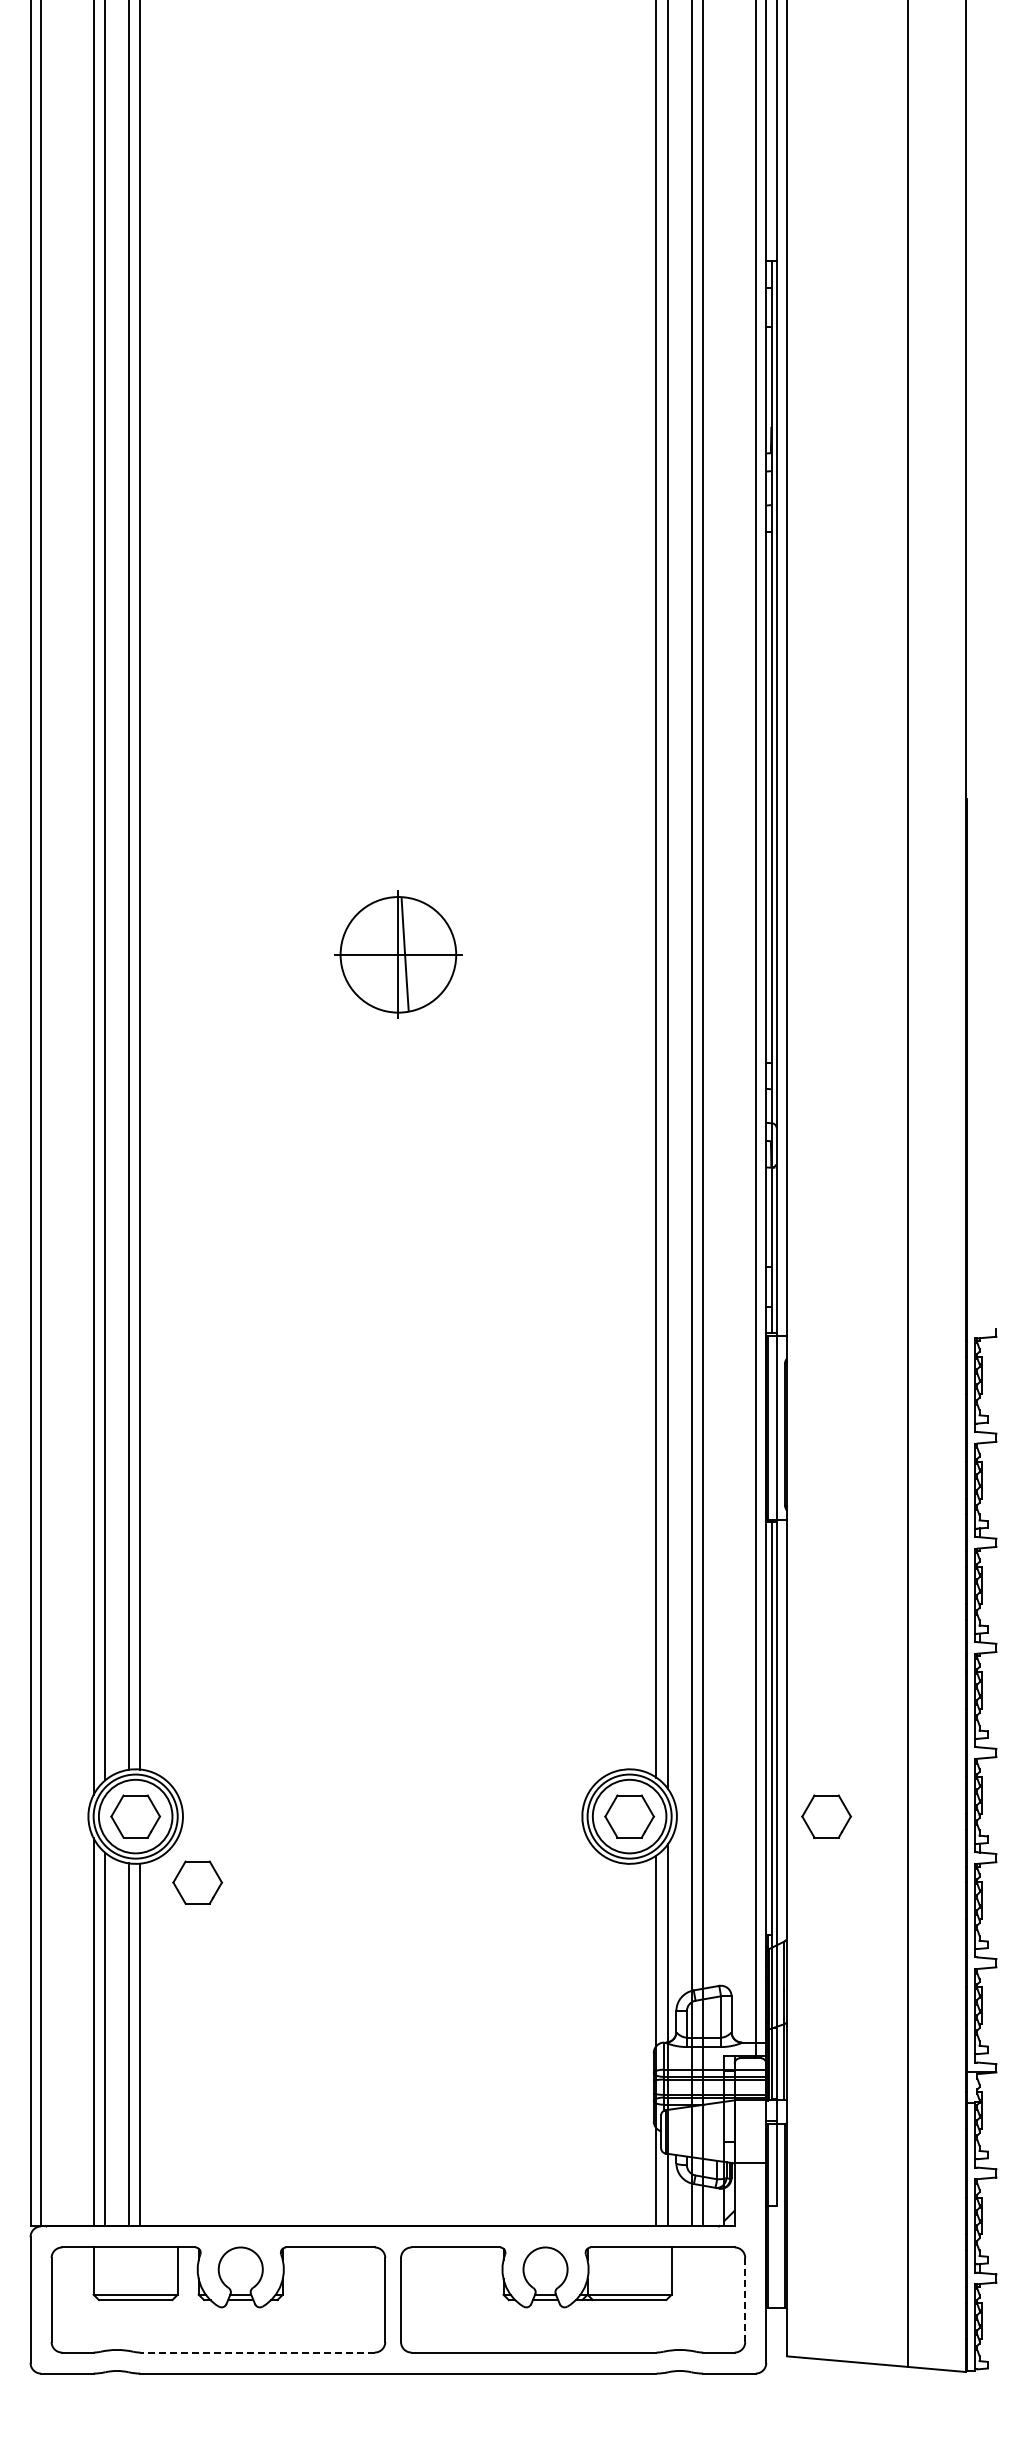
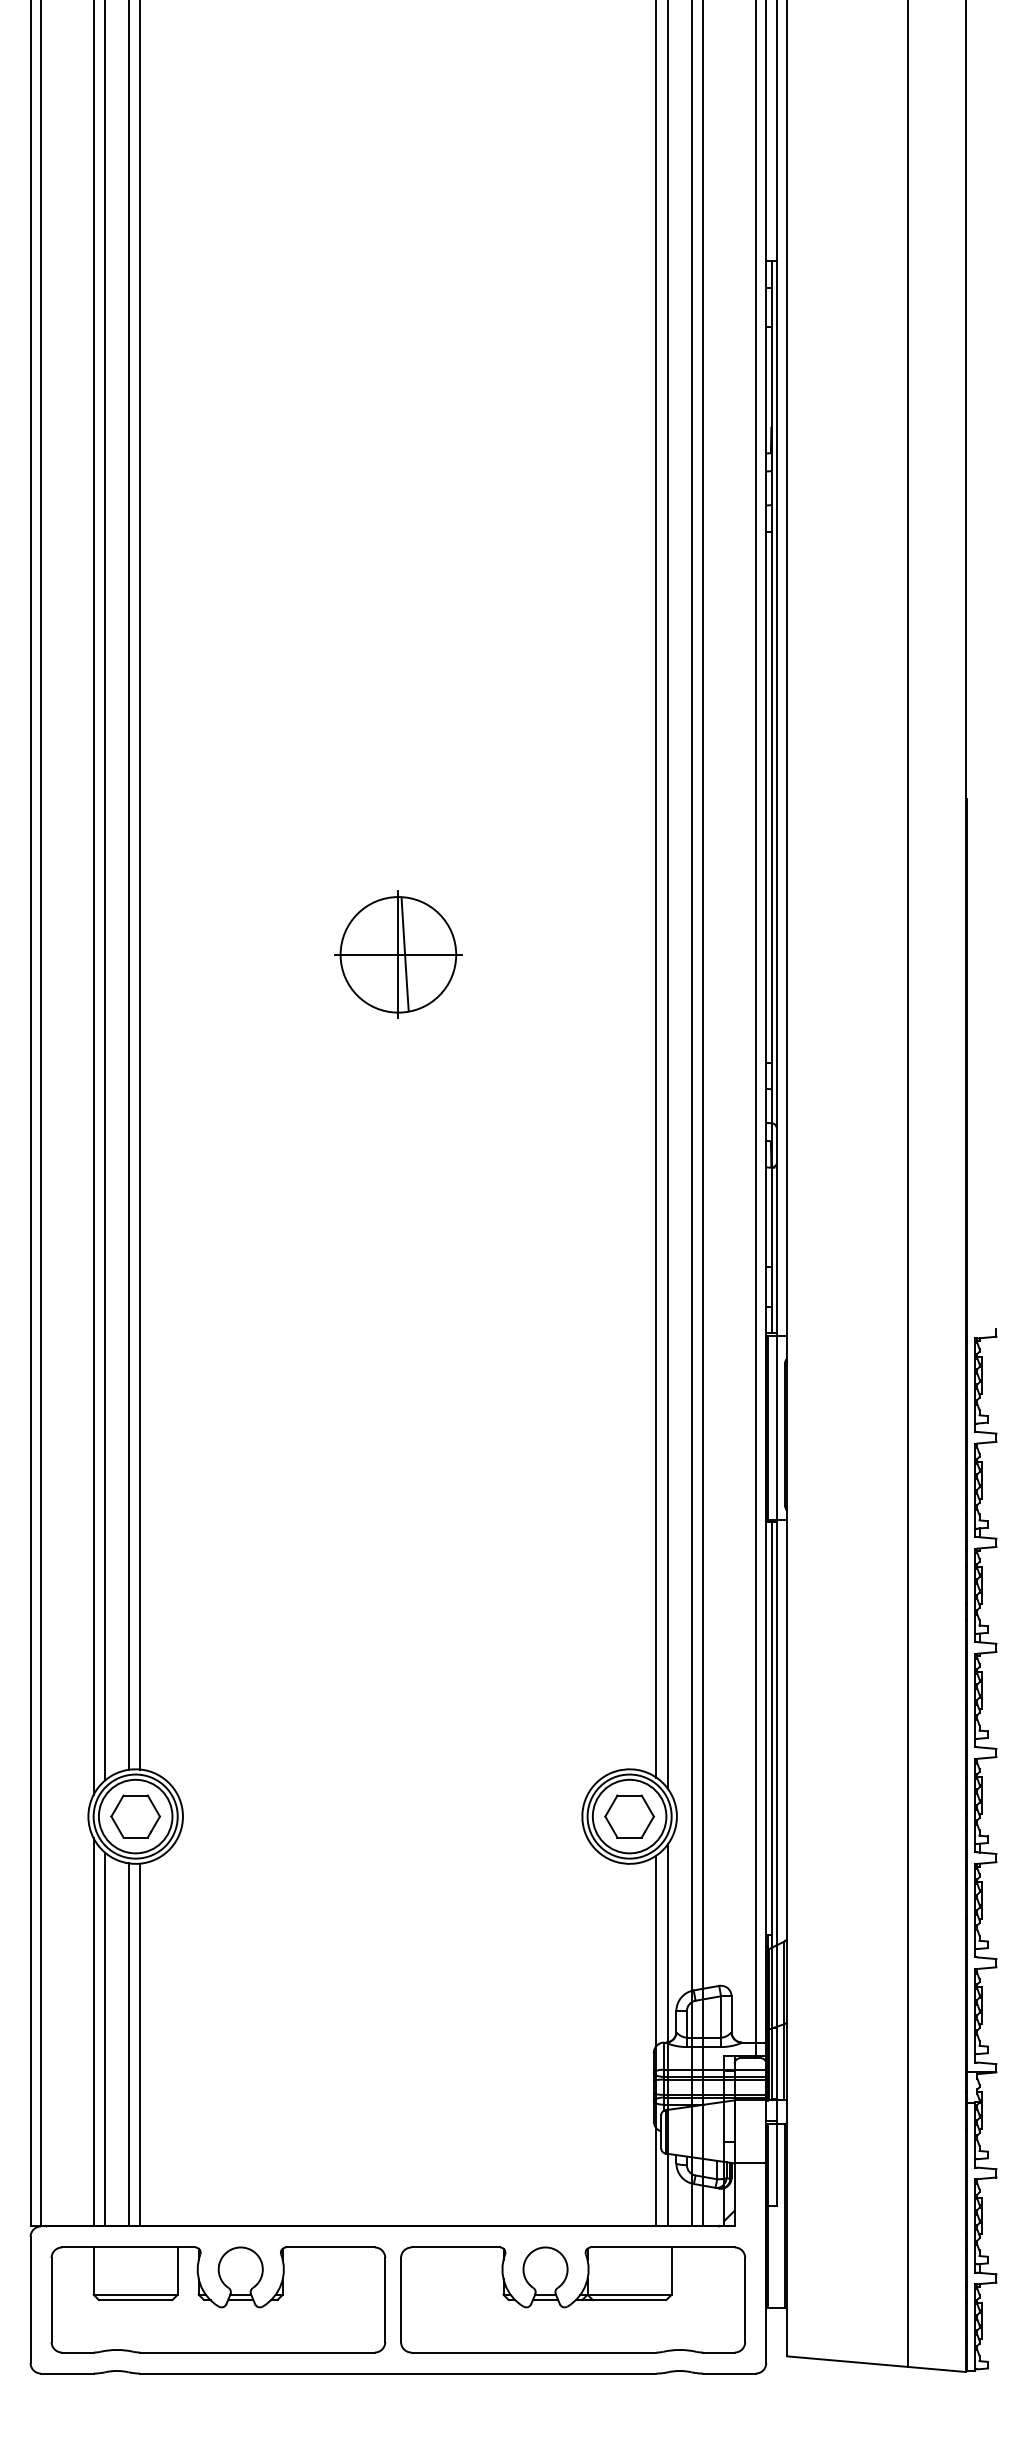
part: present -> none (826, 1816)
part: present -> none (197, 1882)
line: dashed -> solid (745, 2299)
line: dashed -> solid (257, 2352)
